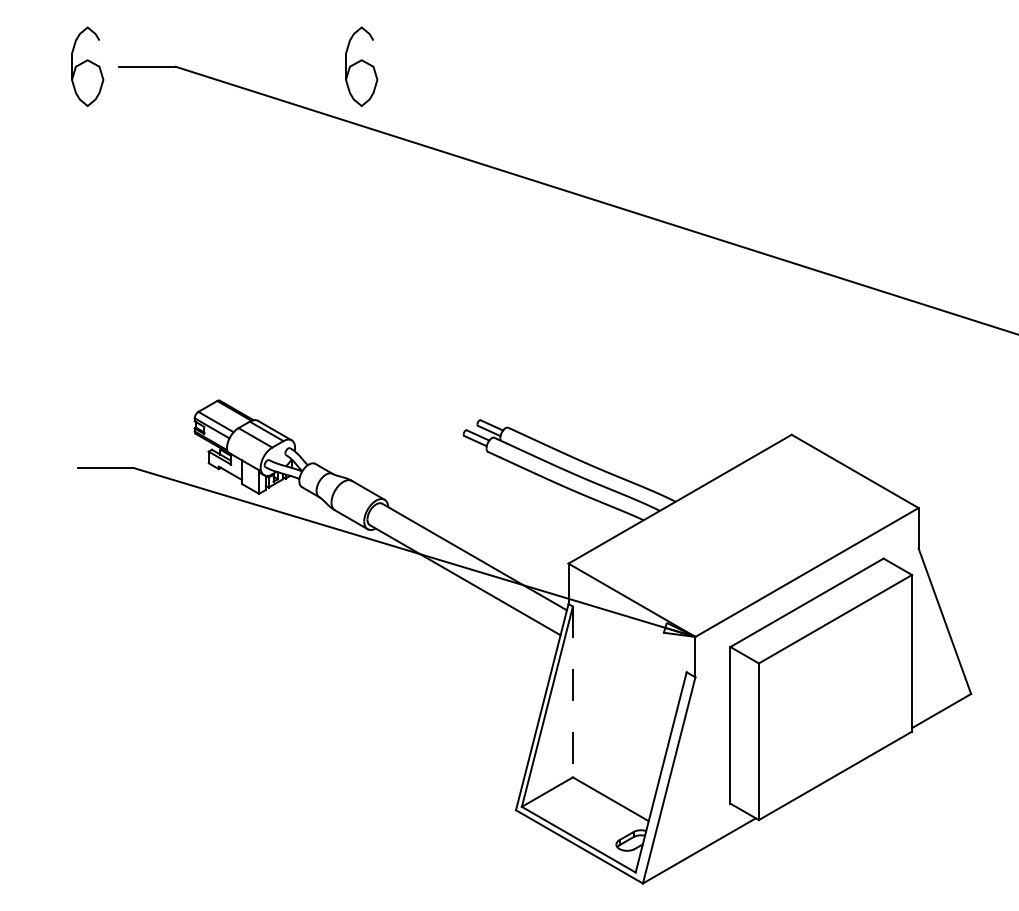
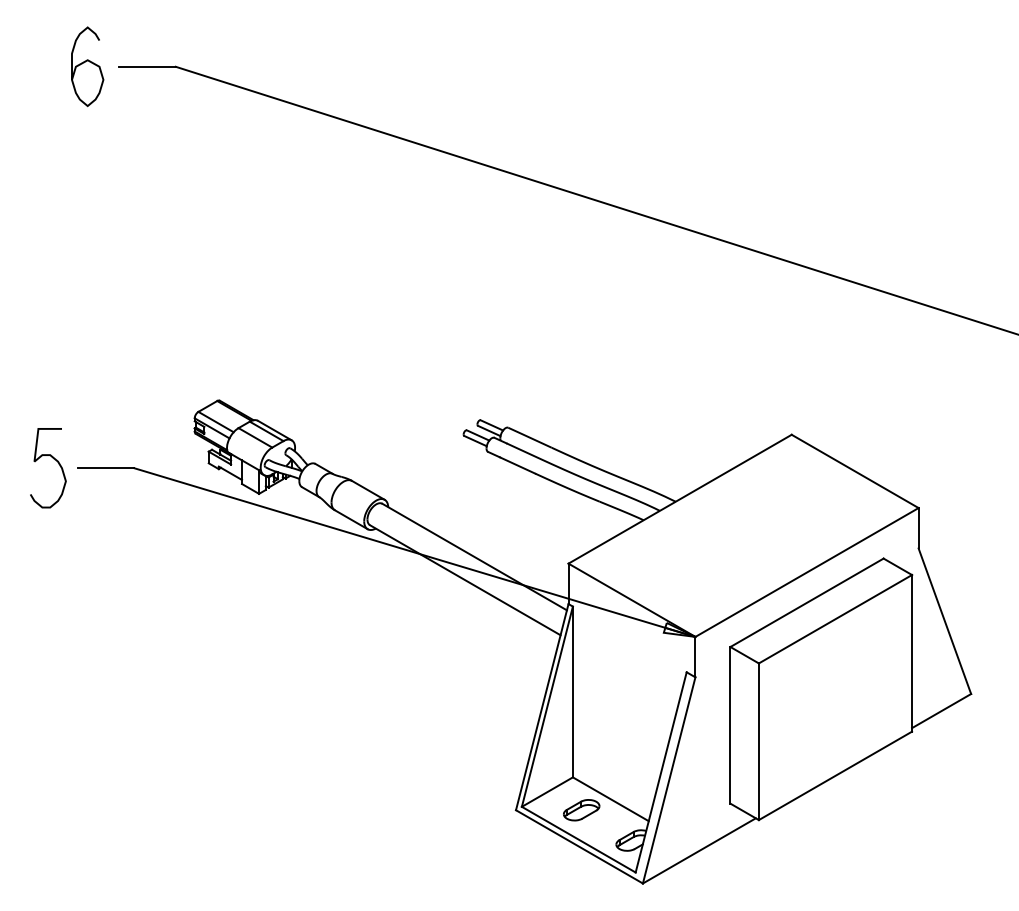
curve: present -> none (358, 63)
curve: none -> present (53, 459)
line: dashed -> solid (572, 692)
part: none -> present (581, 810)
